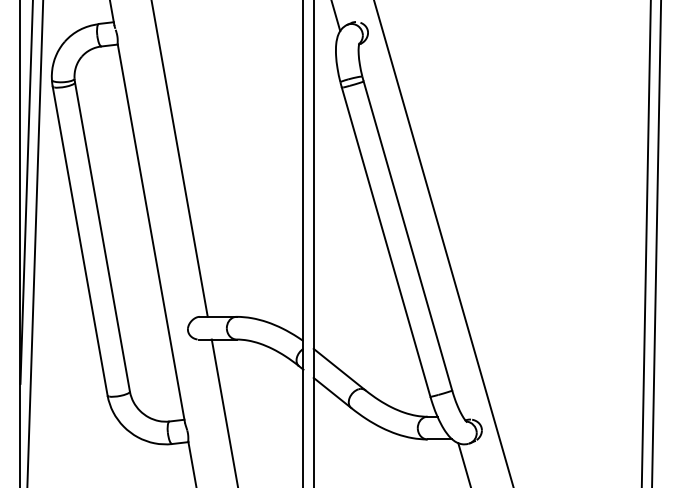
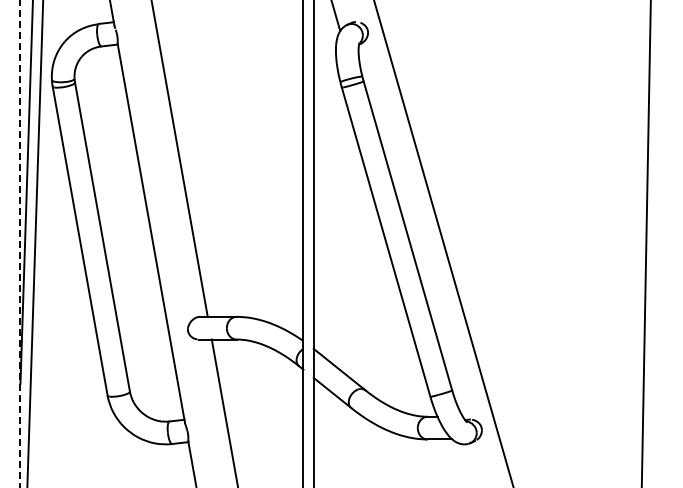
line: solid -> dashed (20, 243)
line: present -> none (656, 243)
line: present -> none (464, 463)
